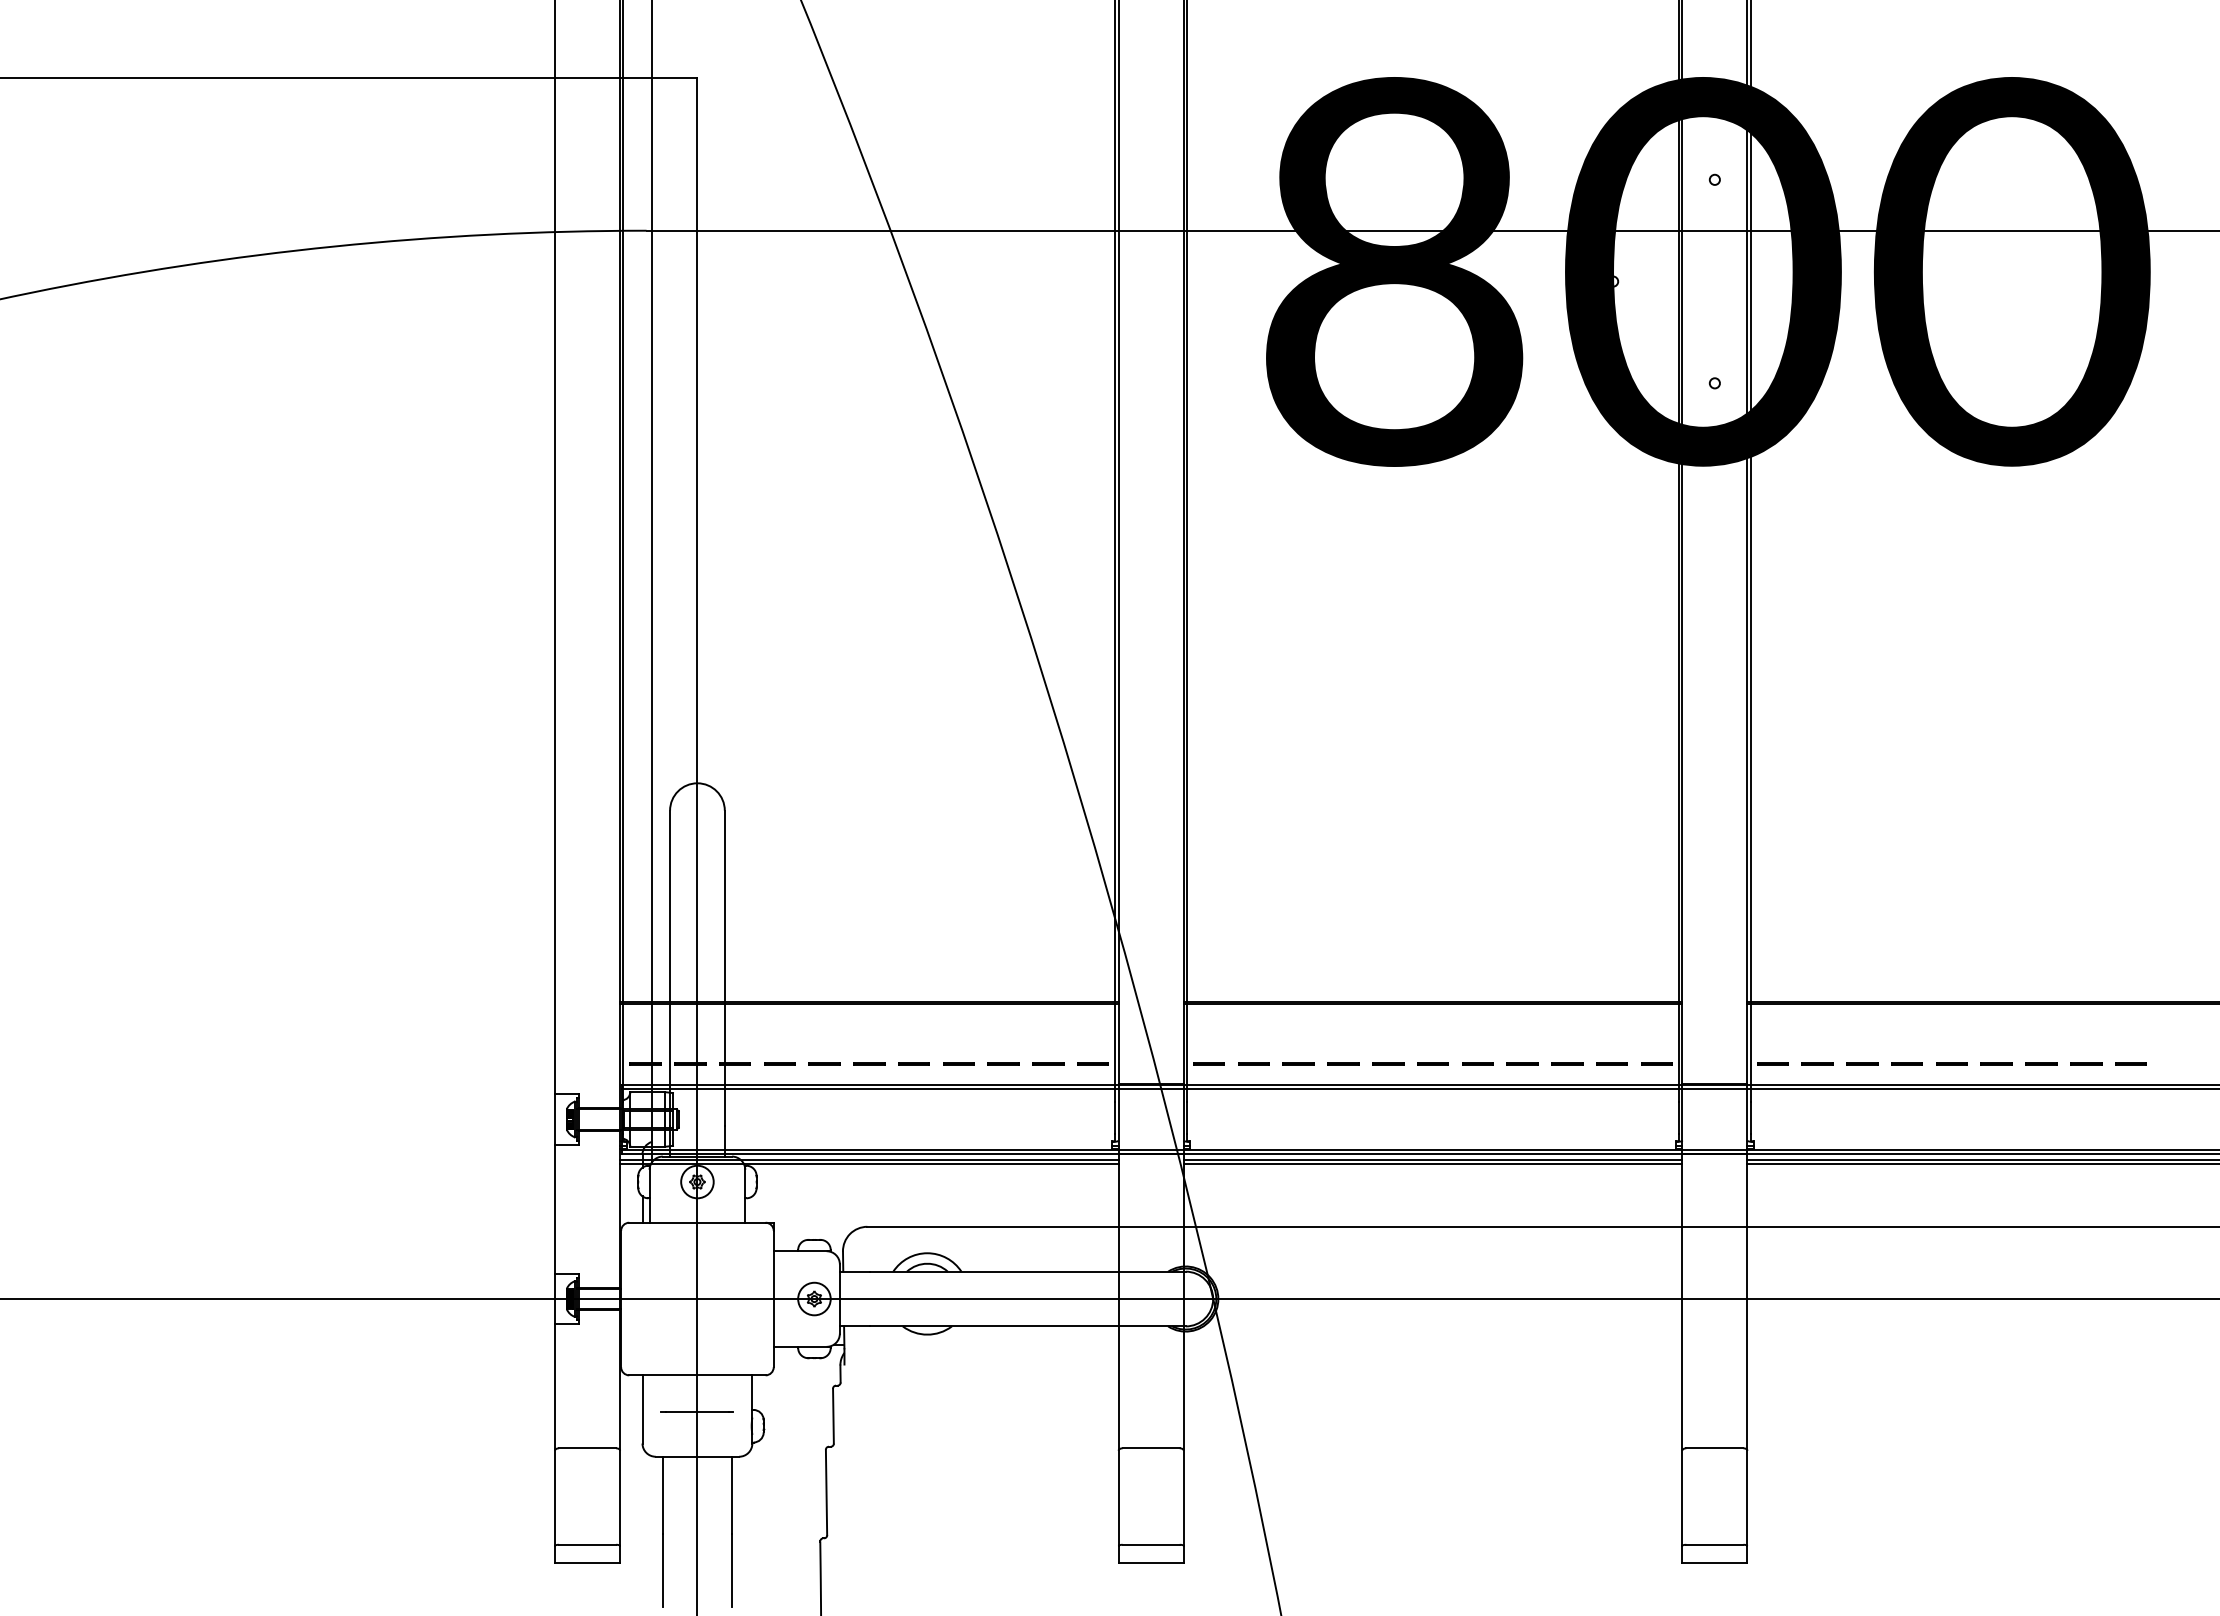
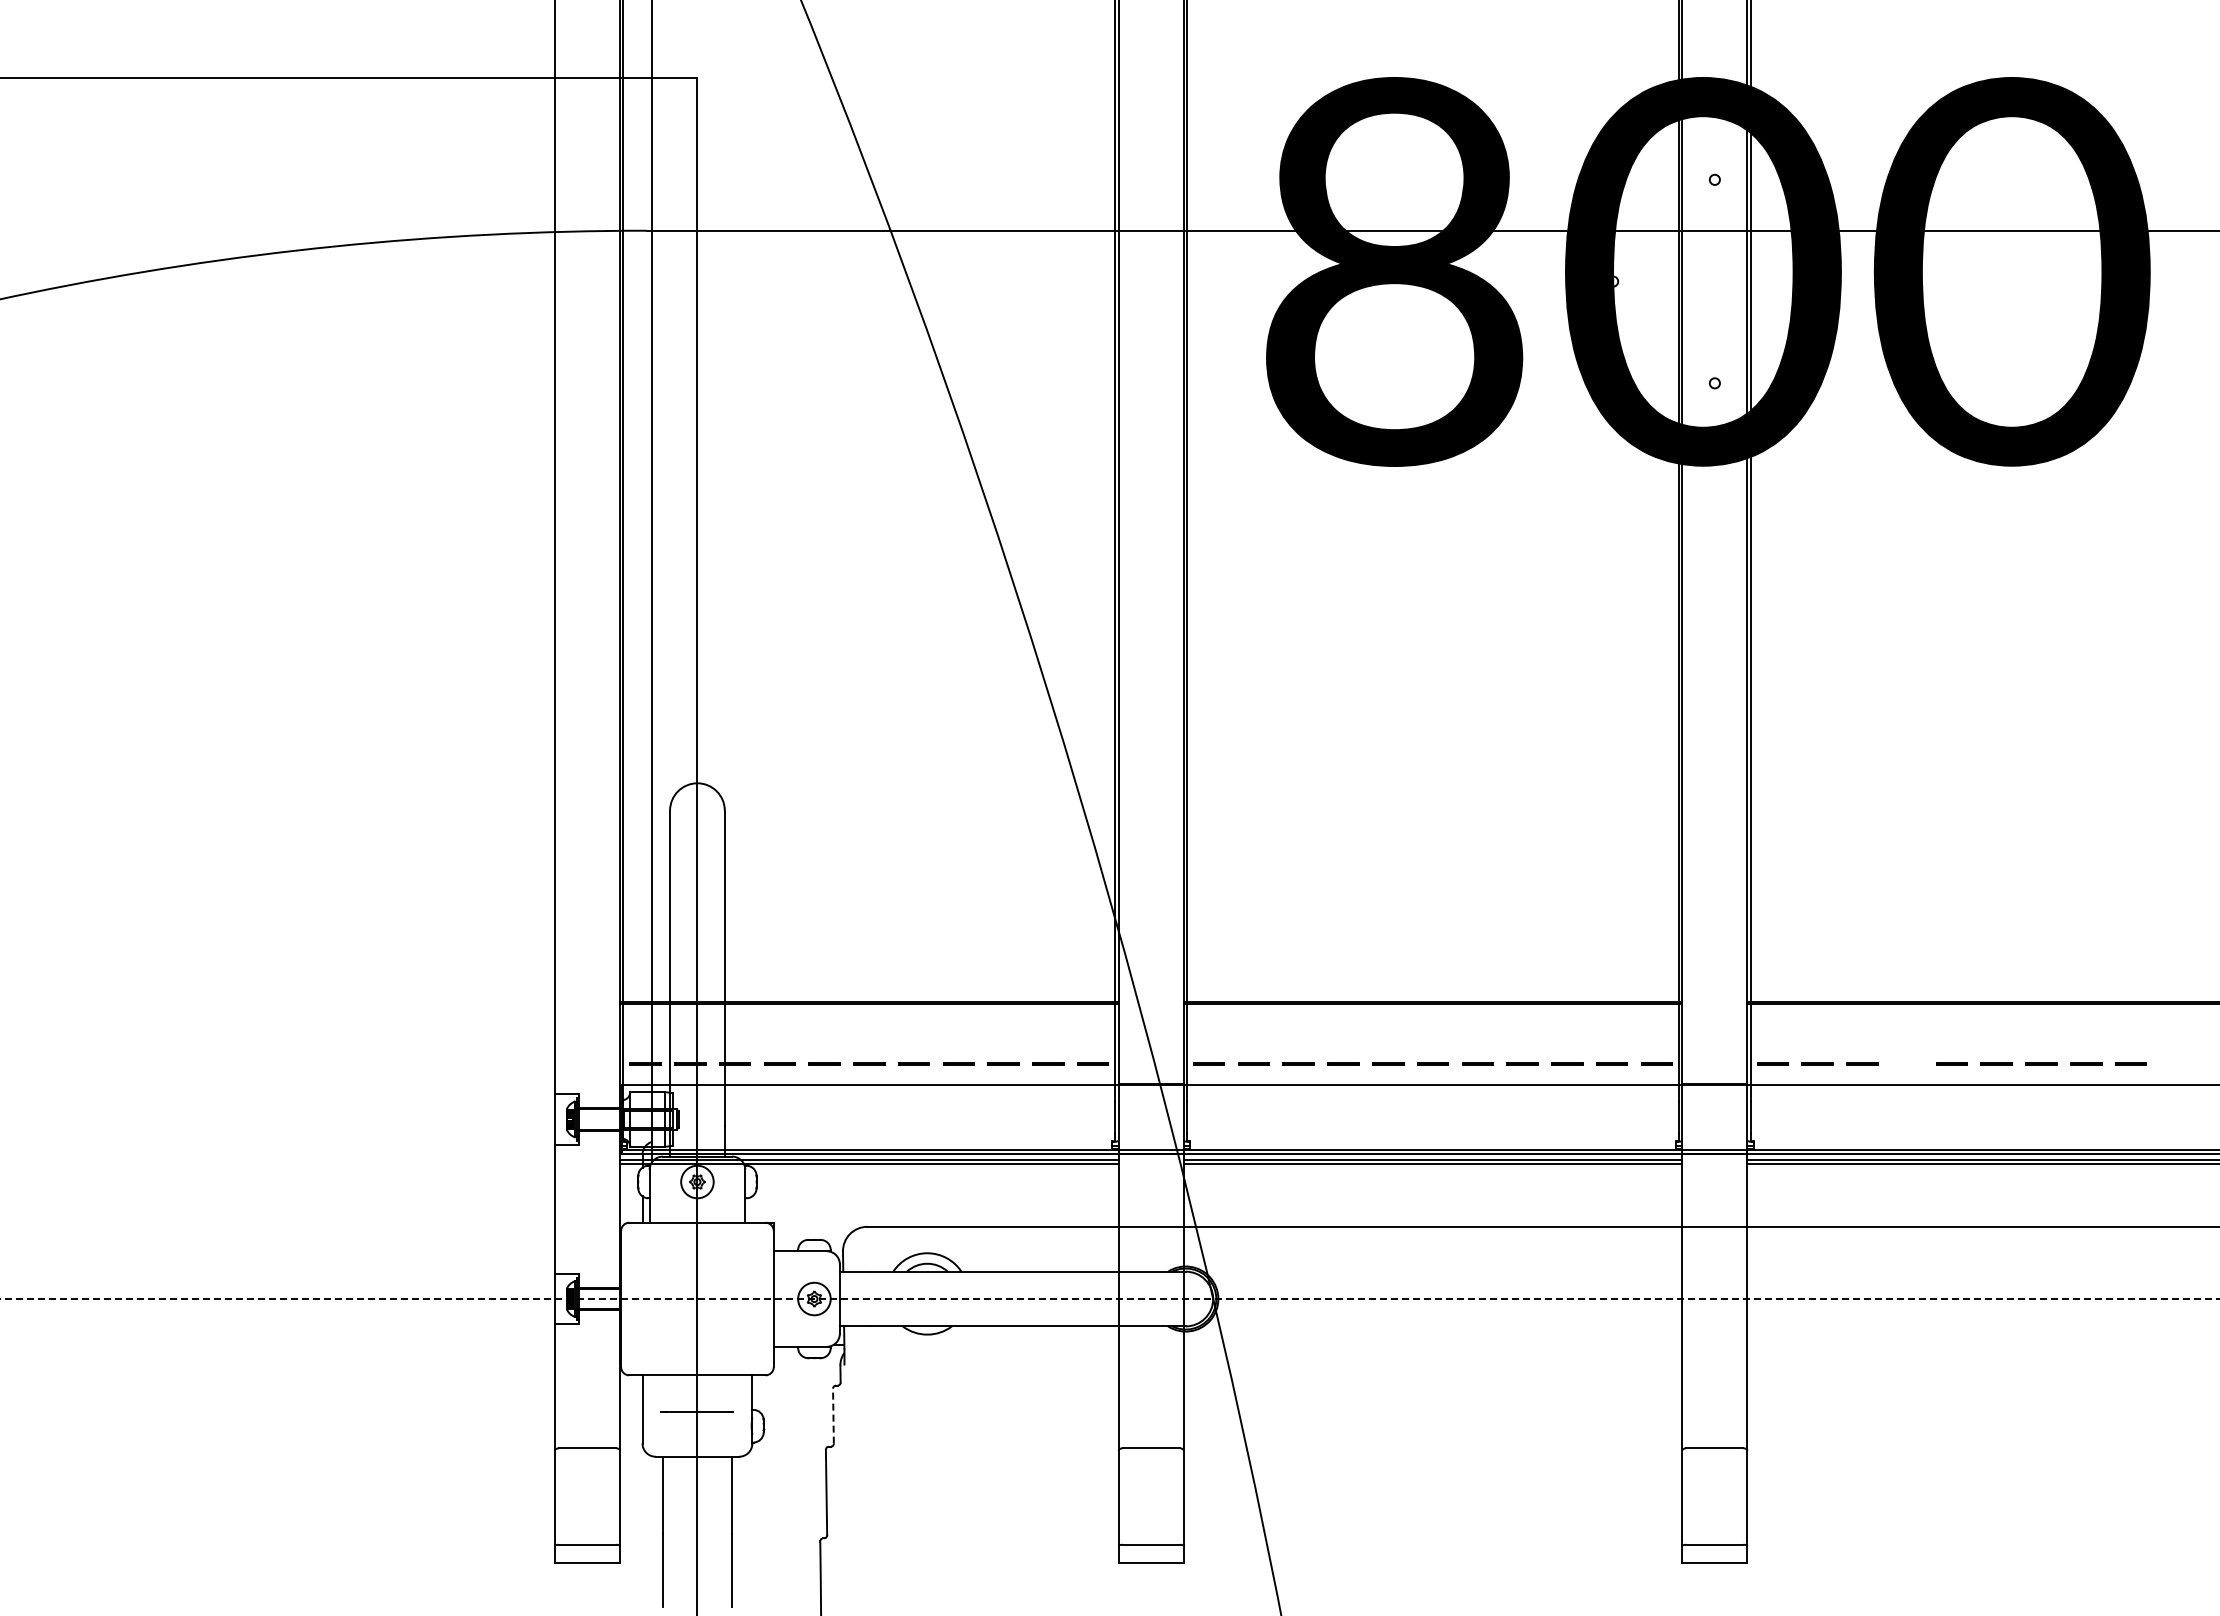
line: present -> none (1906, 1063)
line: present -> none (1419, 1089)
line: solid -> dashed (1110, 1299)
line: solid -> dashed (833, 1415)
